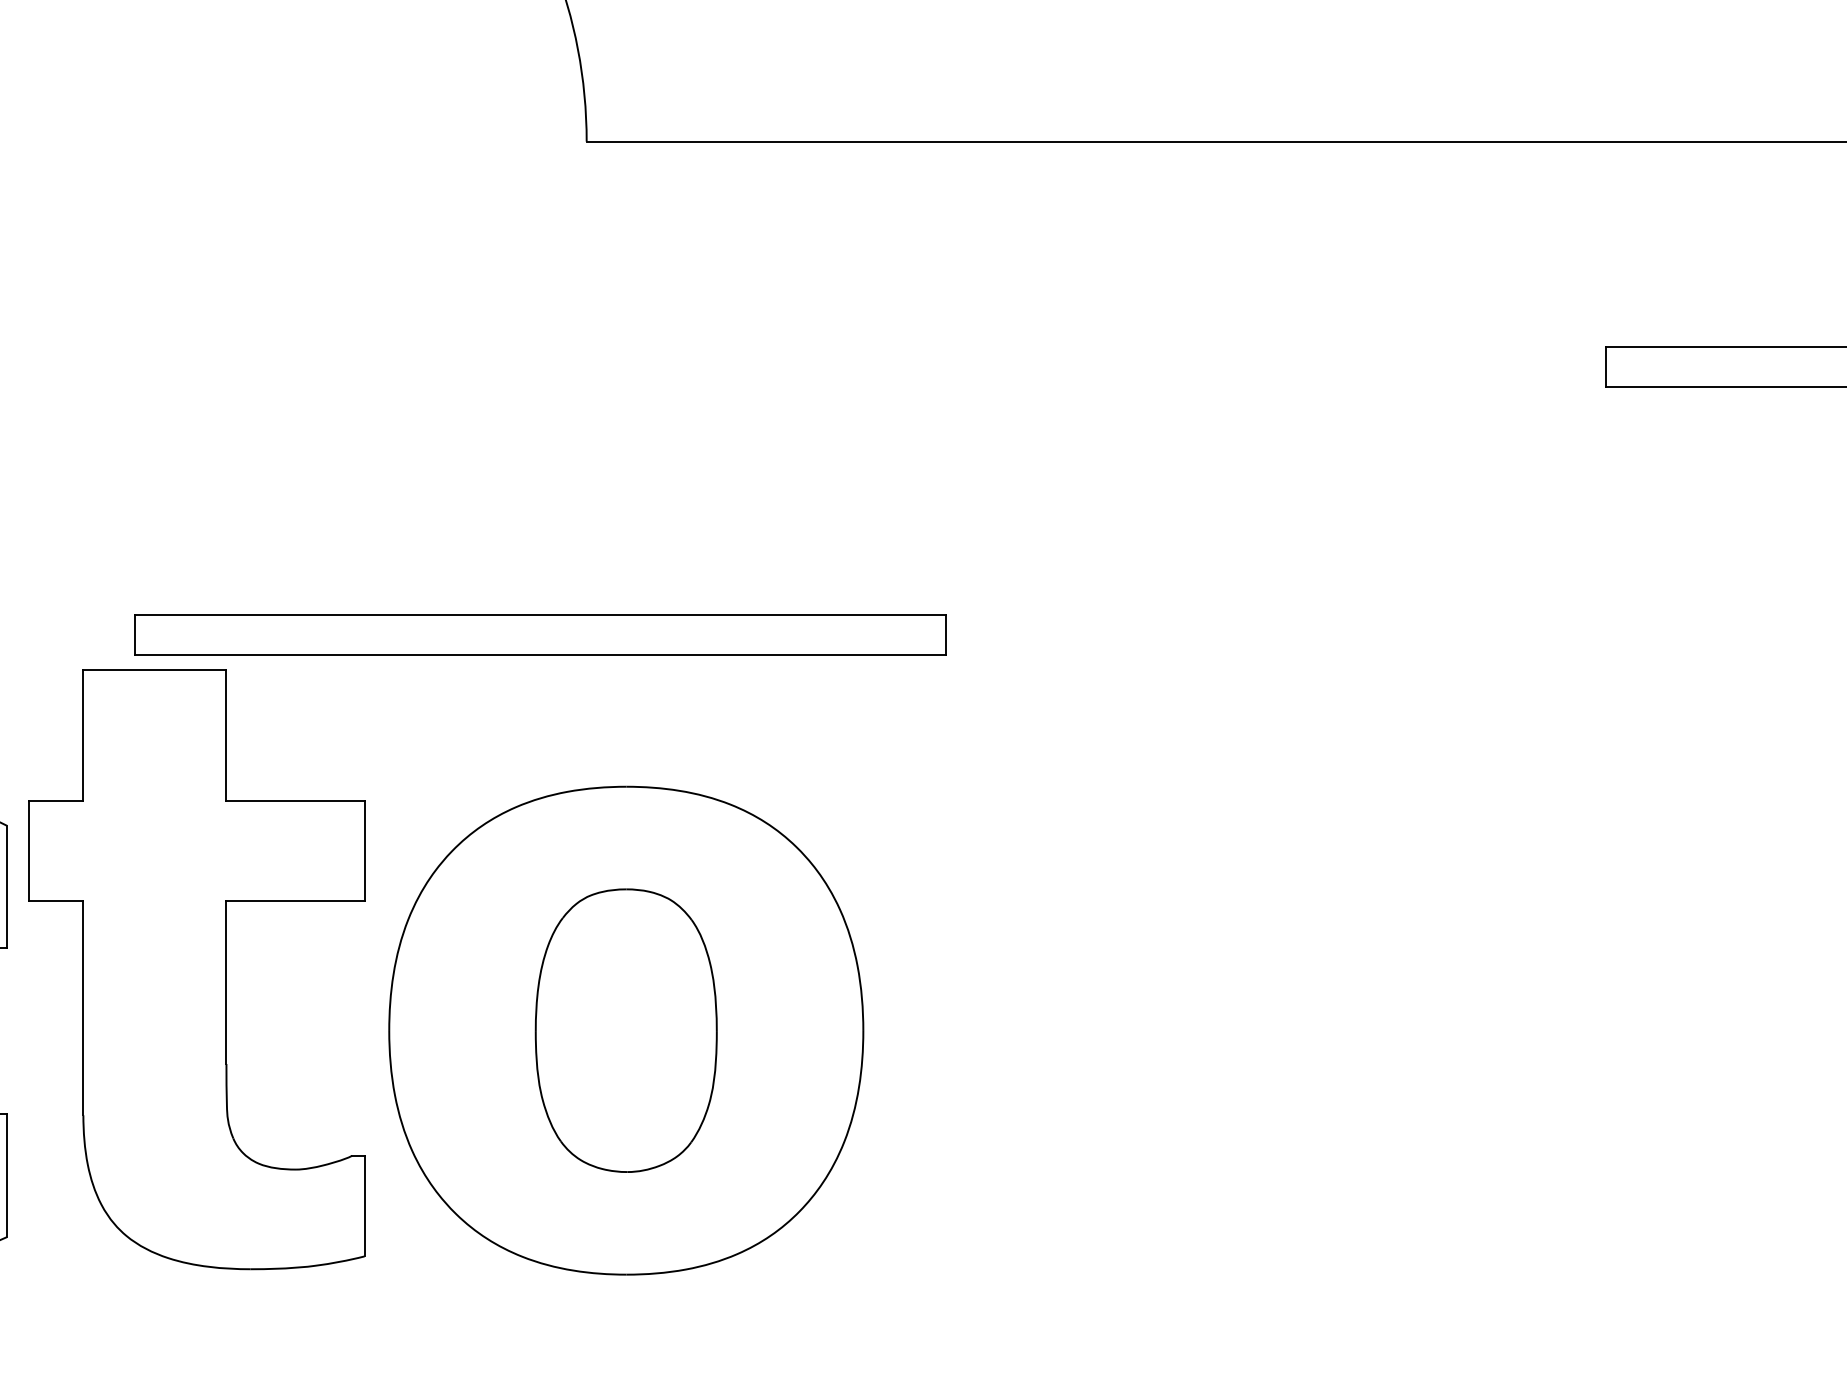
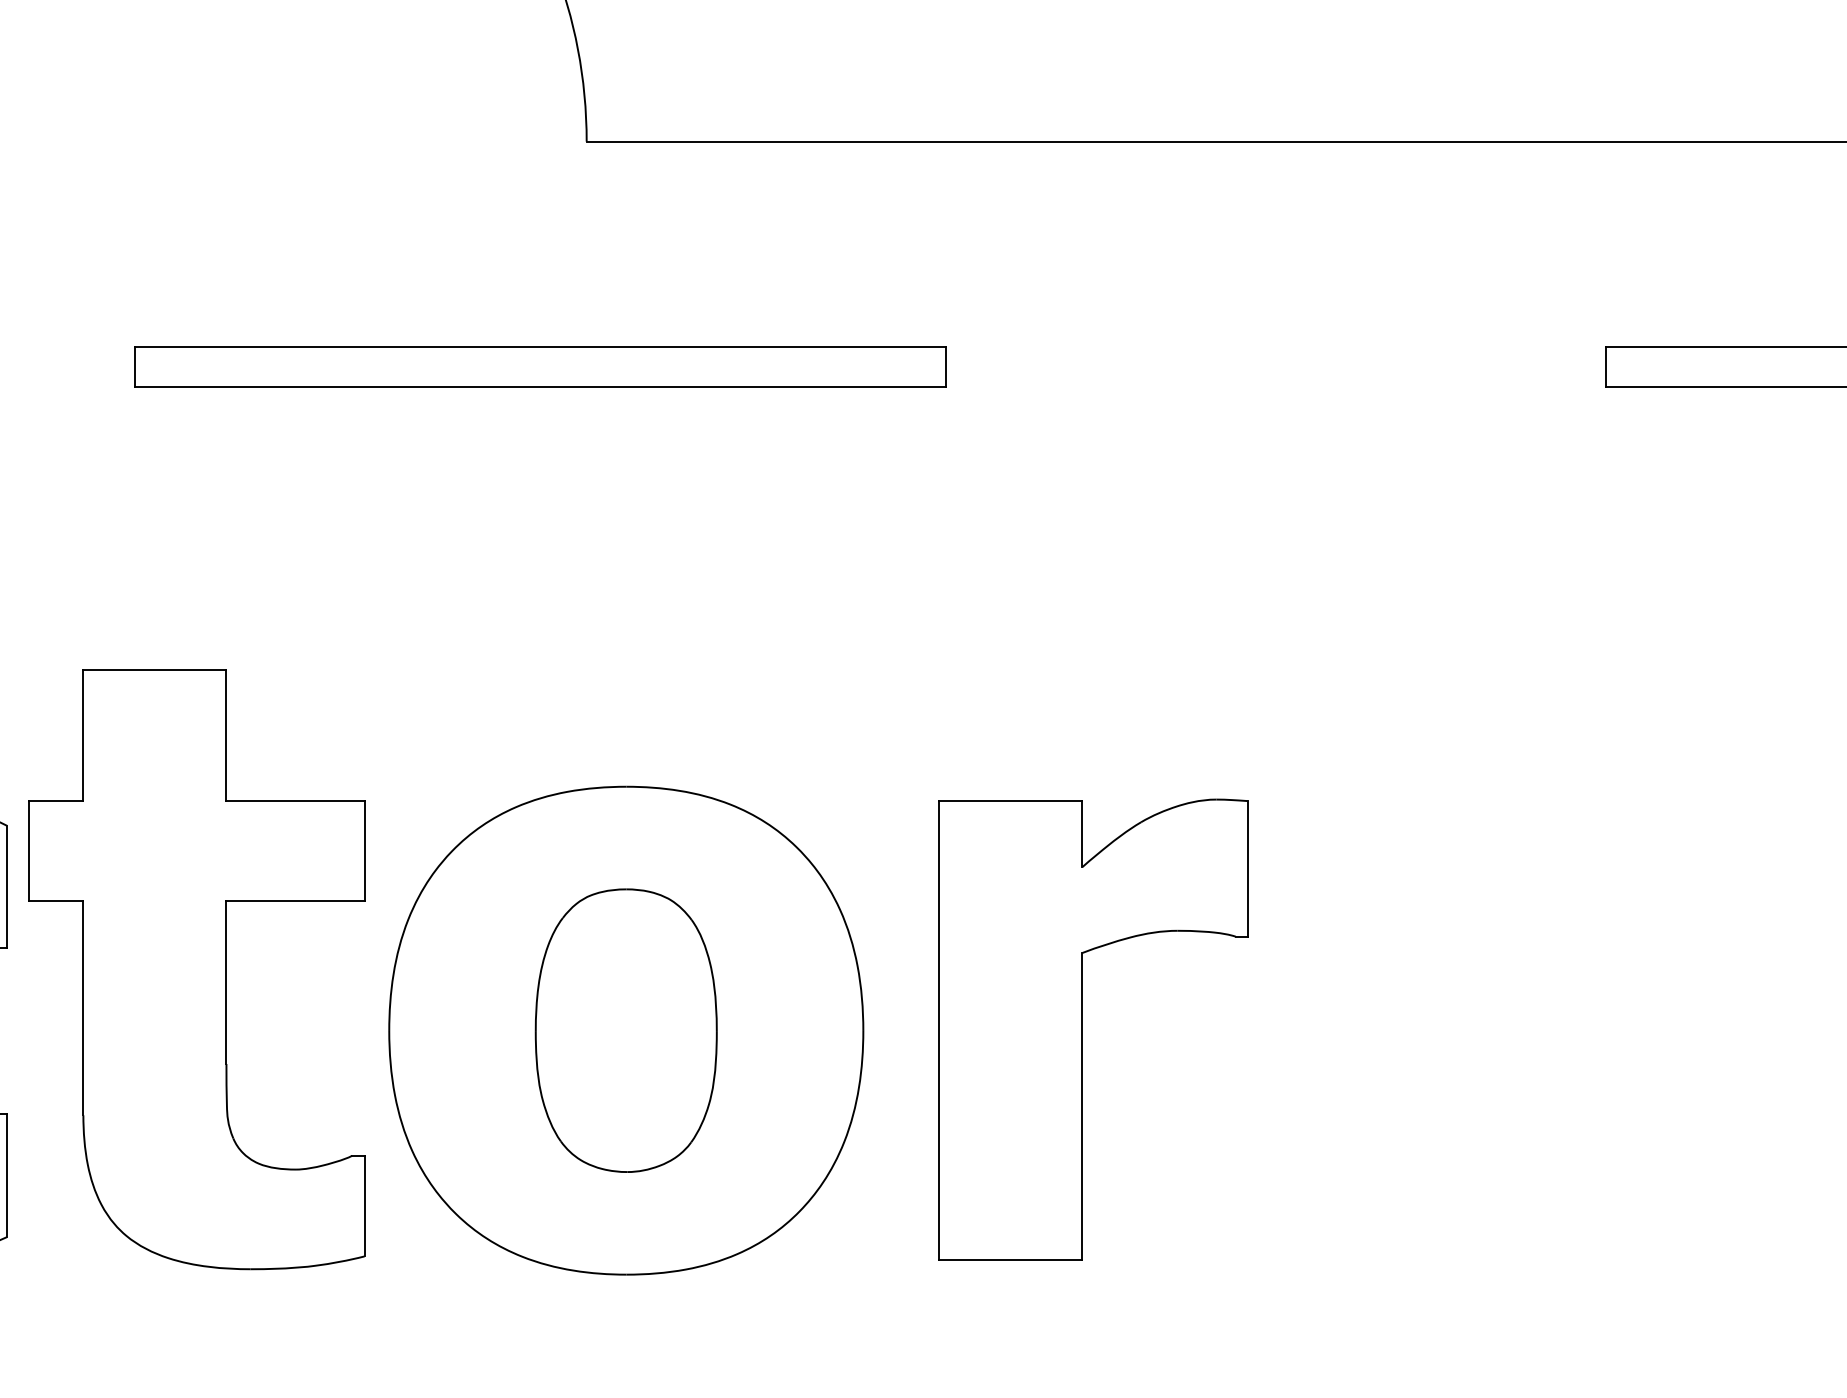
part position: (540, 634) -> (540, 366) (540, 366)
part: none -> present (1082, 1029)
